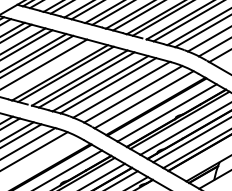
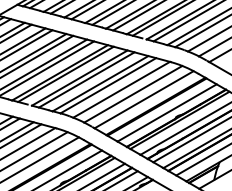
line: none -> present (48, 67)
line: none -> present (40, 159)
line: none -> present (202, 160)
